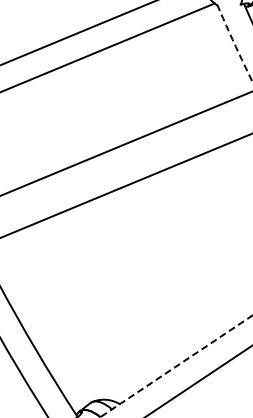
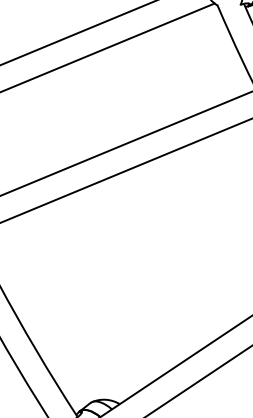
arc: dashed -> solid (234, 44)
line position: (125, 185) -> (125, 170) (125, 170)
line: dashed -> solid (175, 366)
